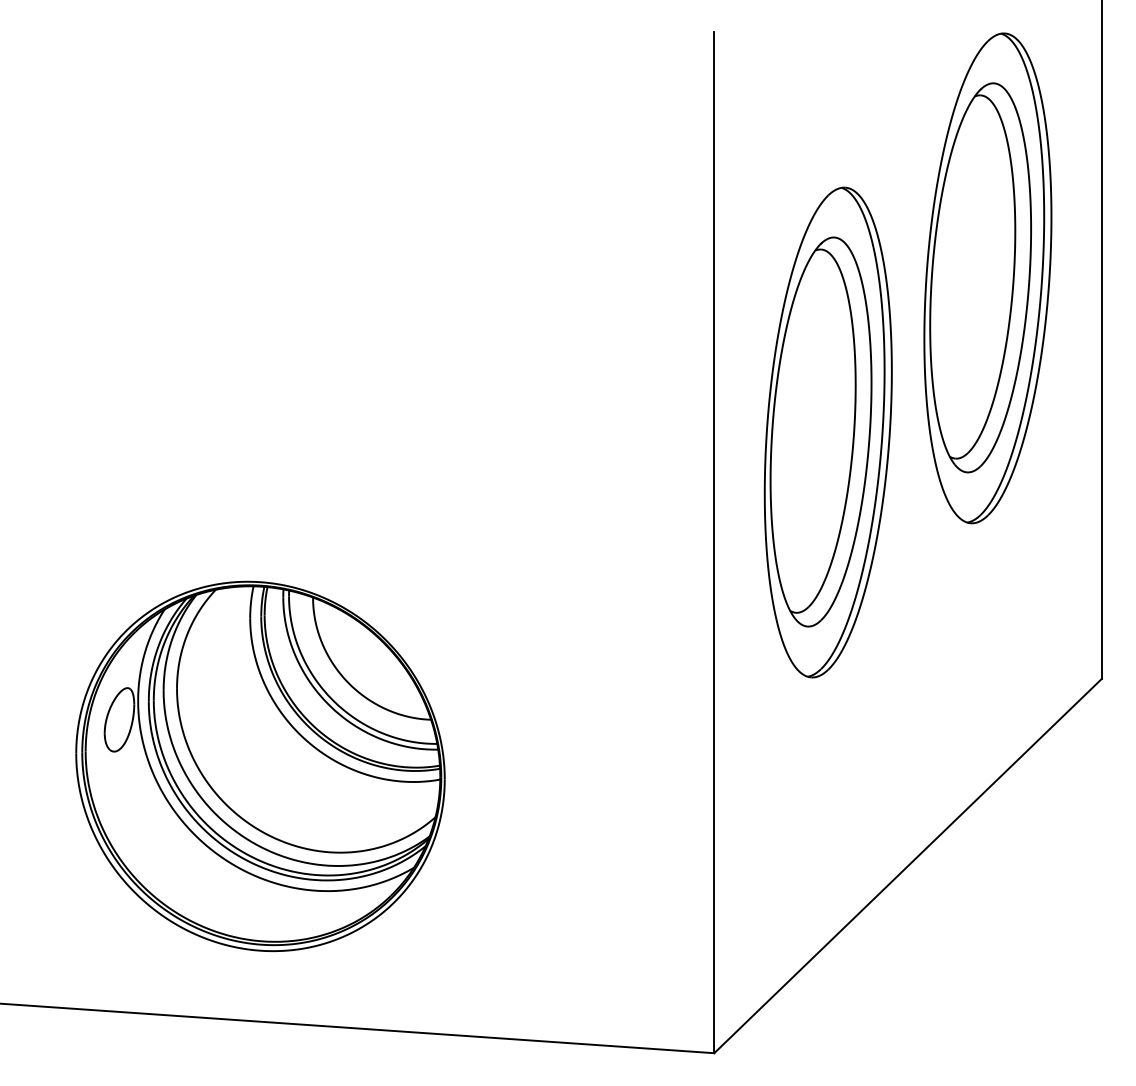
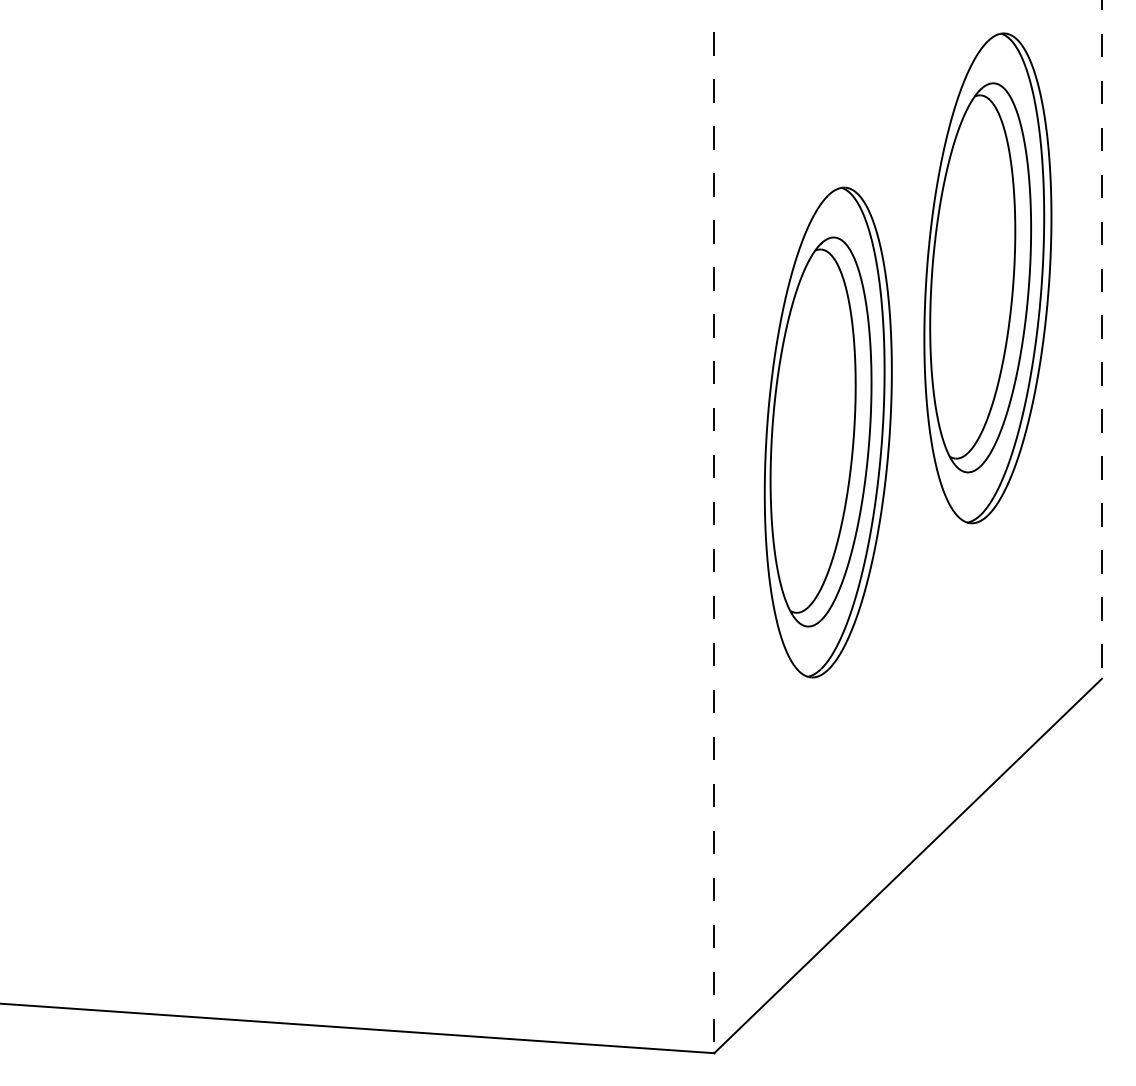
line: solid -> dashed (1101, 340)
line: solid -> dashed (714, 542)
part: present -> none (260, 765)
